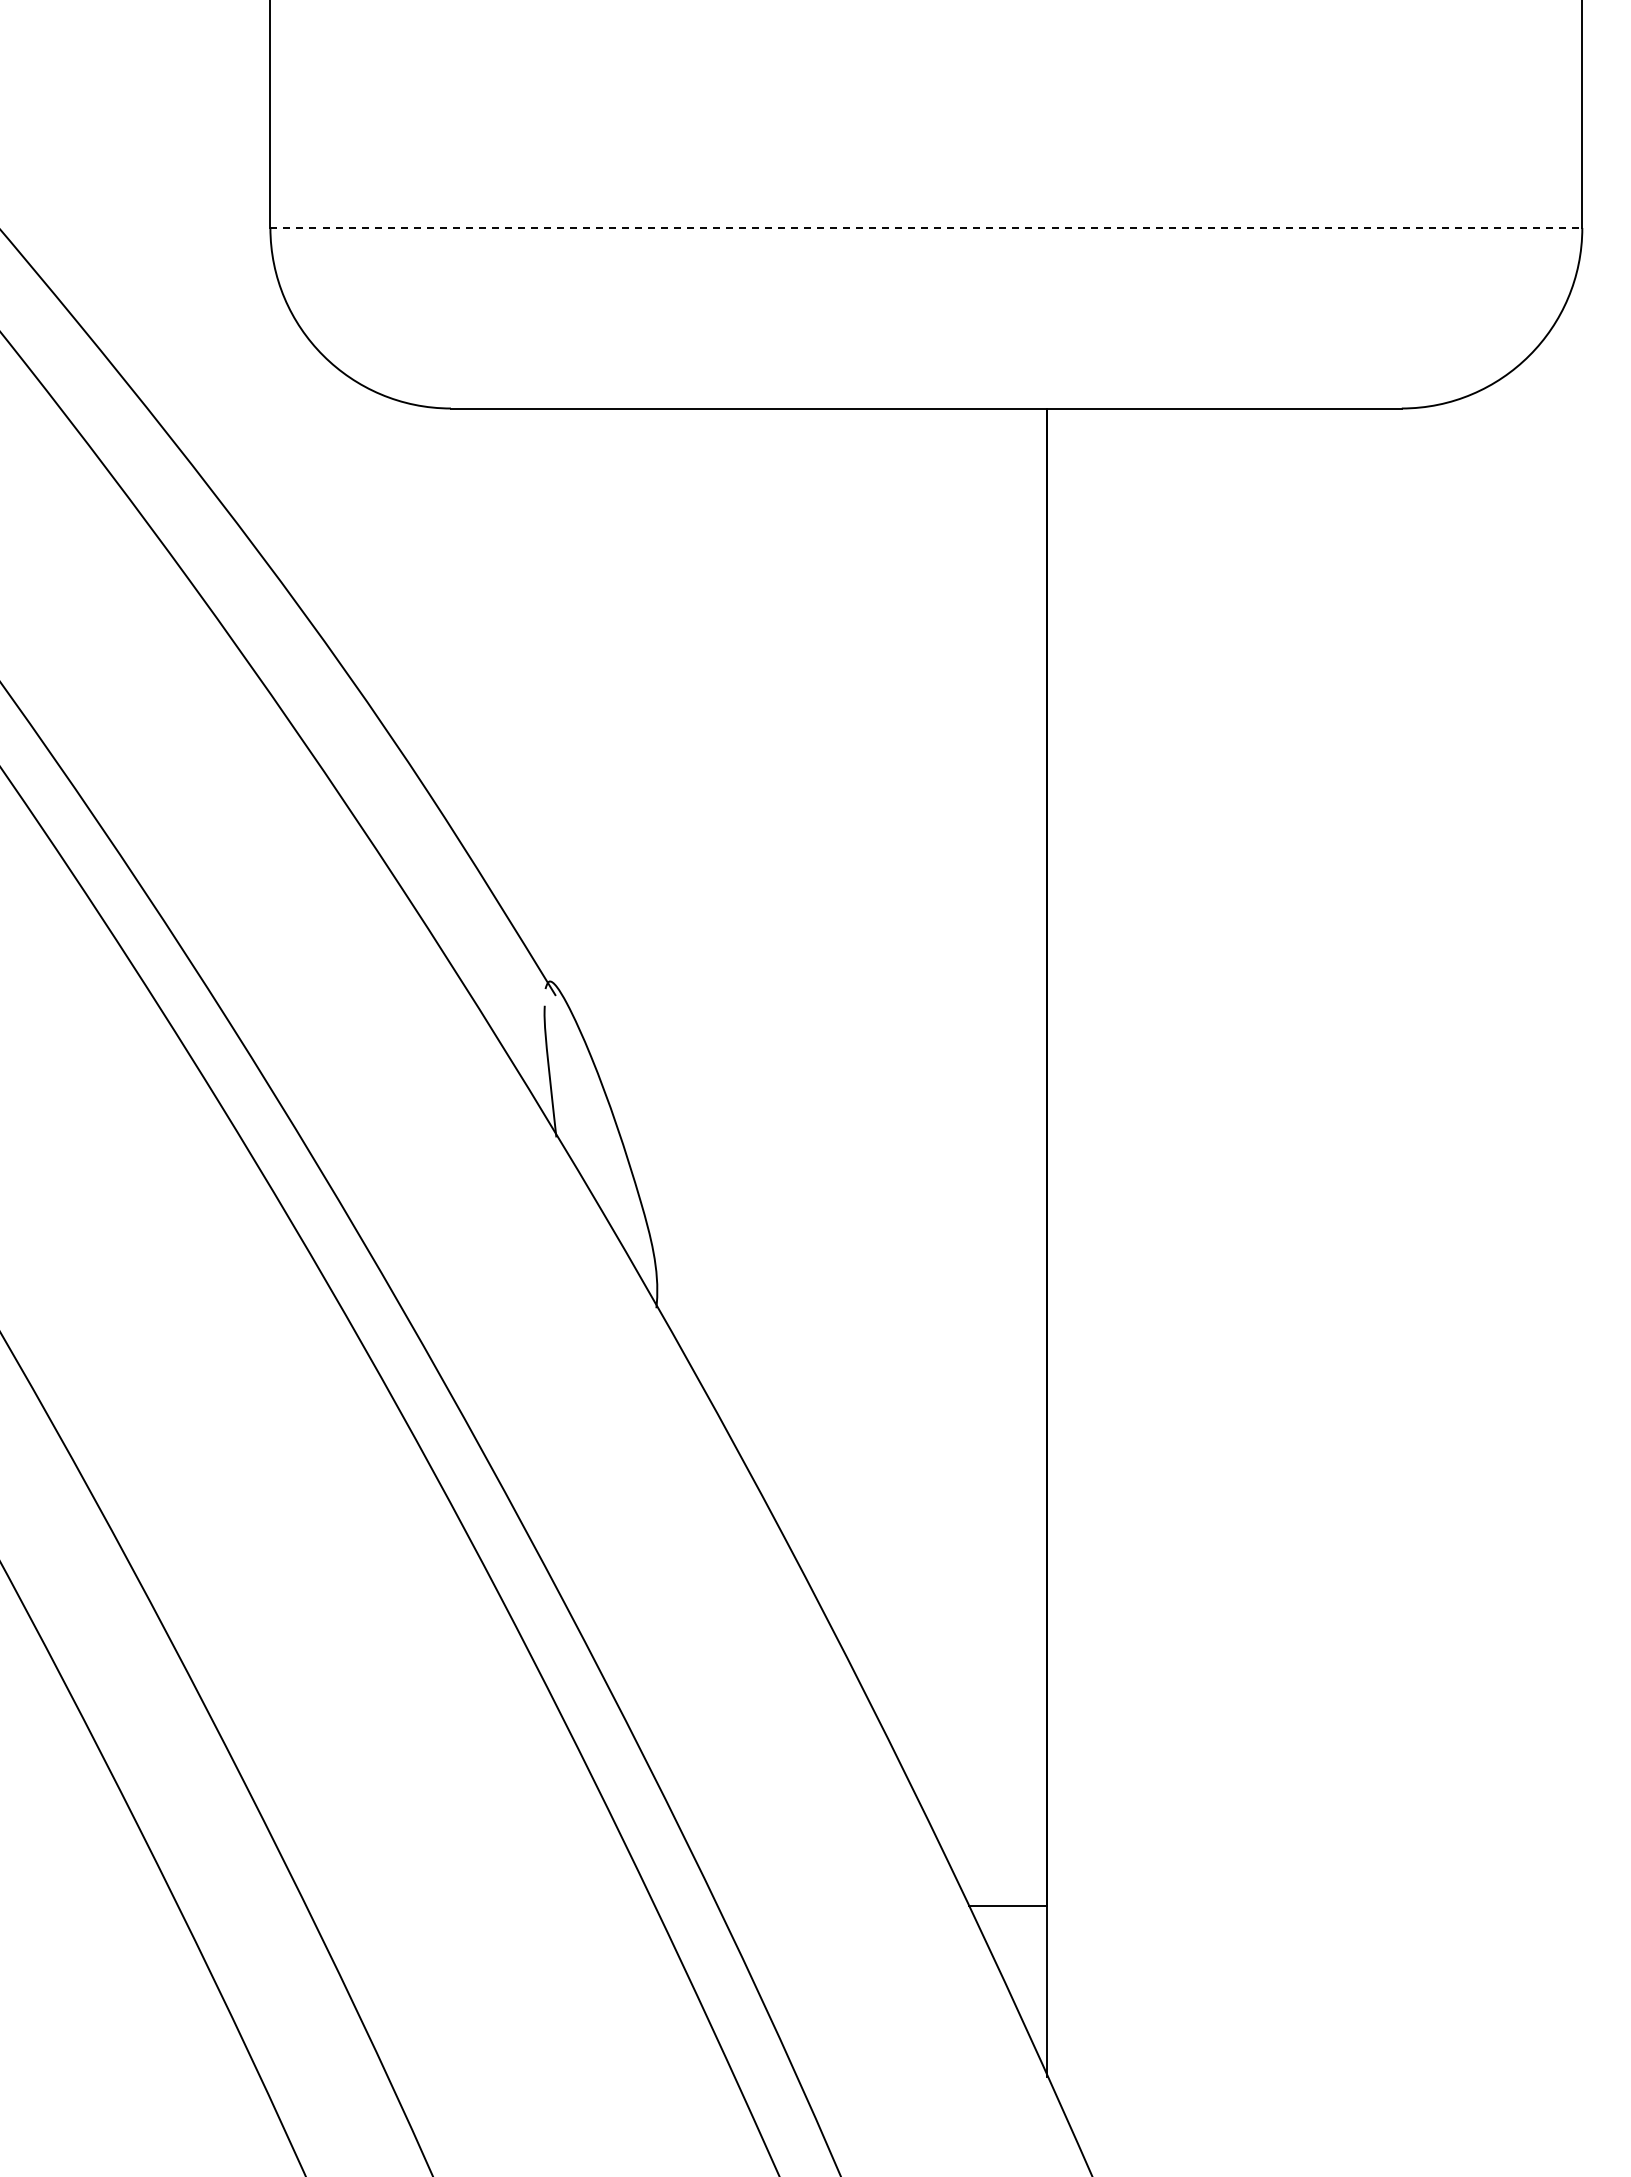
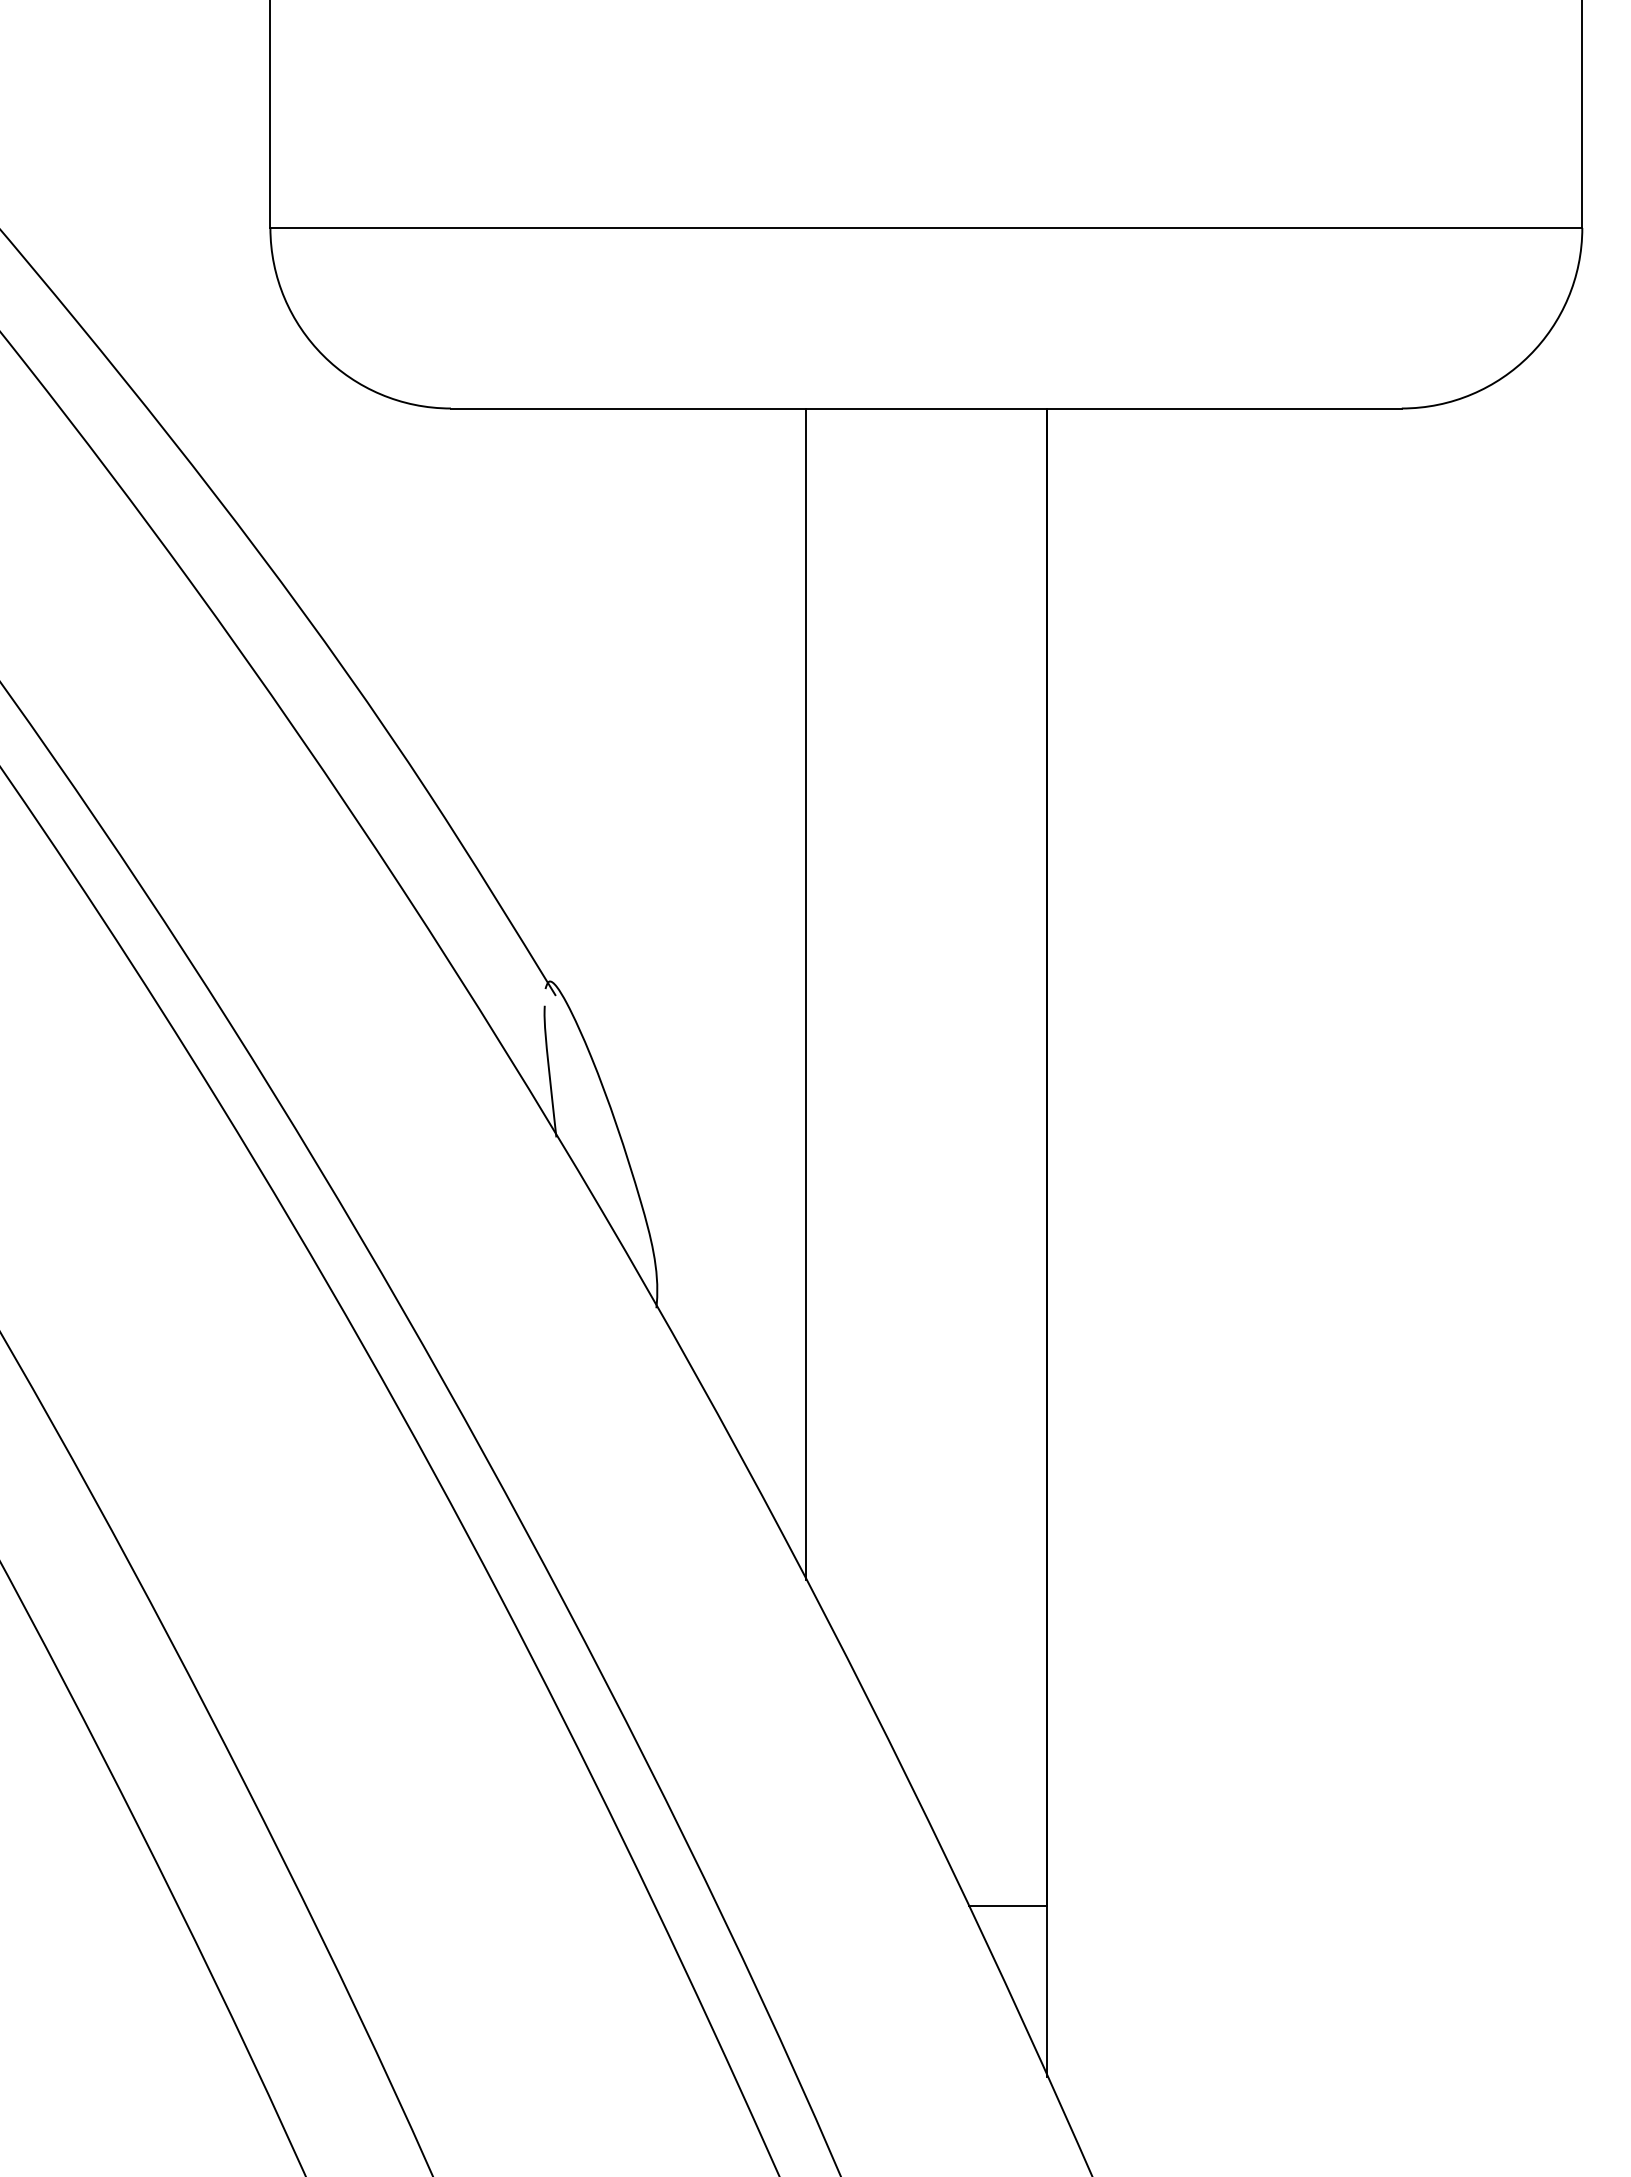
line: dashed -> solid (926, 227)
line: none -> present (806, 994)
